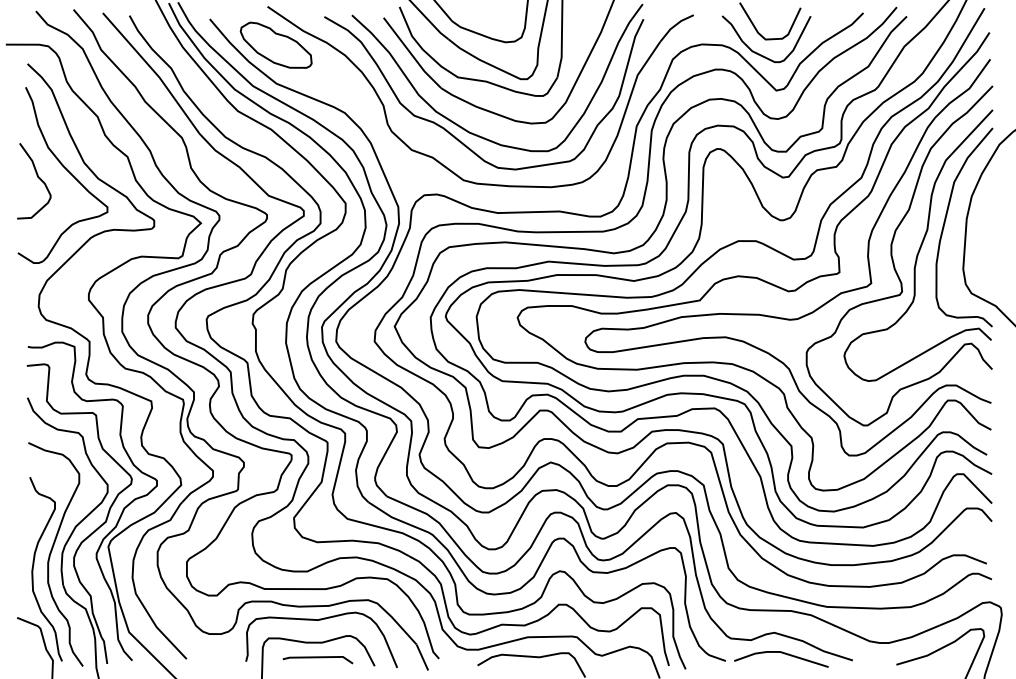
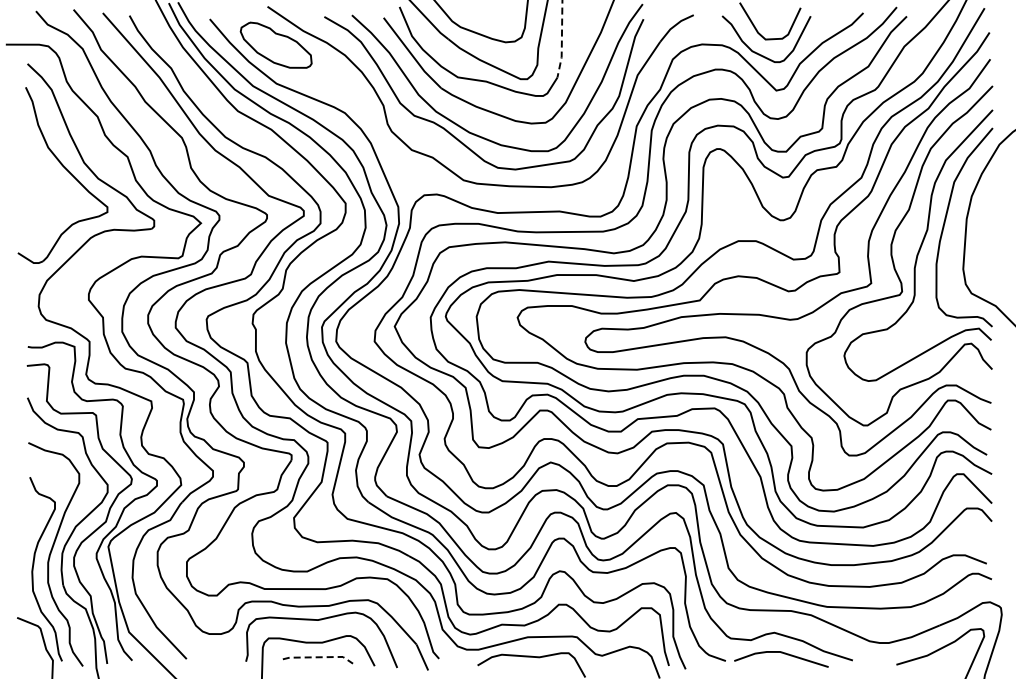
line: solid -> dashed (561, 40)
curve: present -> none (37, 177)
line: solid -> dashed (319, 657)
